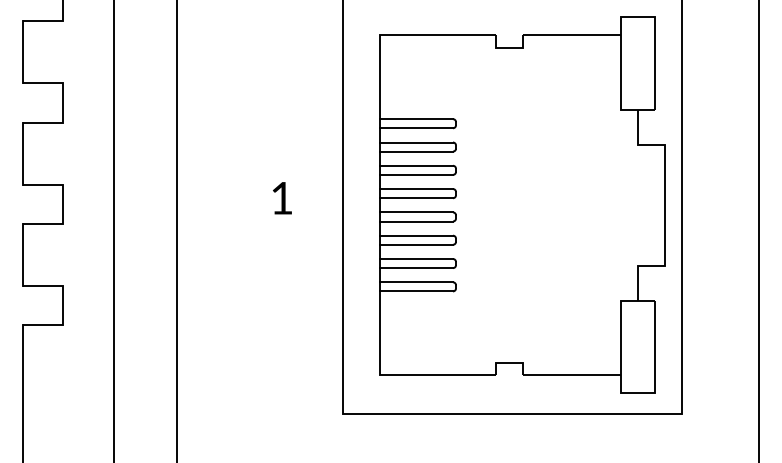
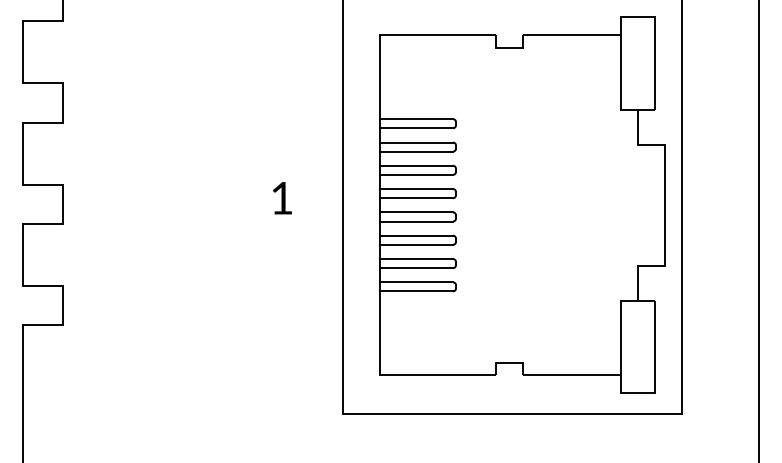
line: present -> none (113, 230)
line: present -> none (176, 230)
